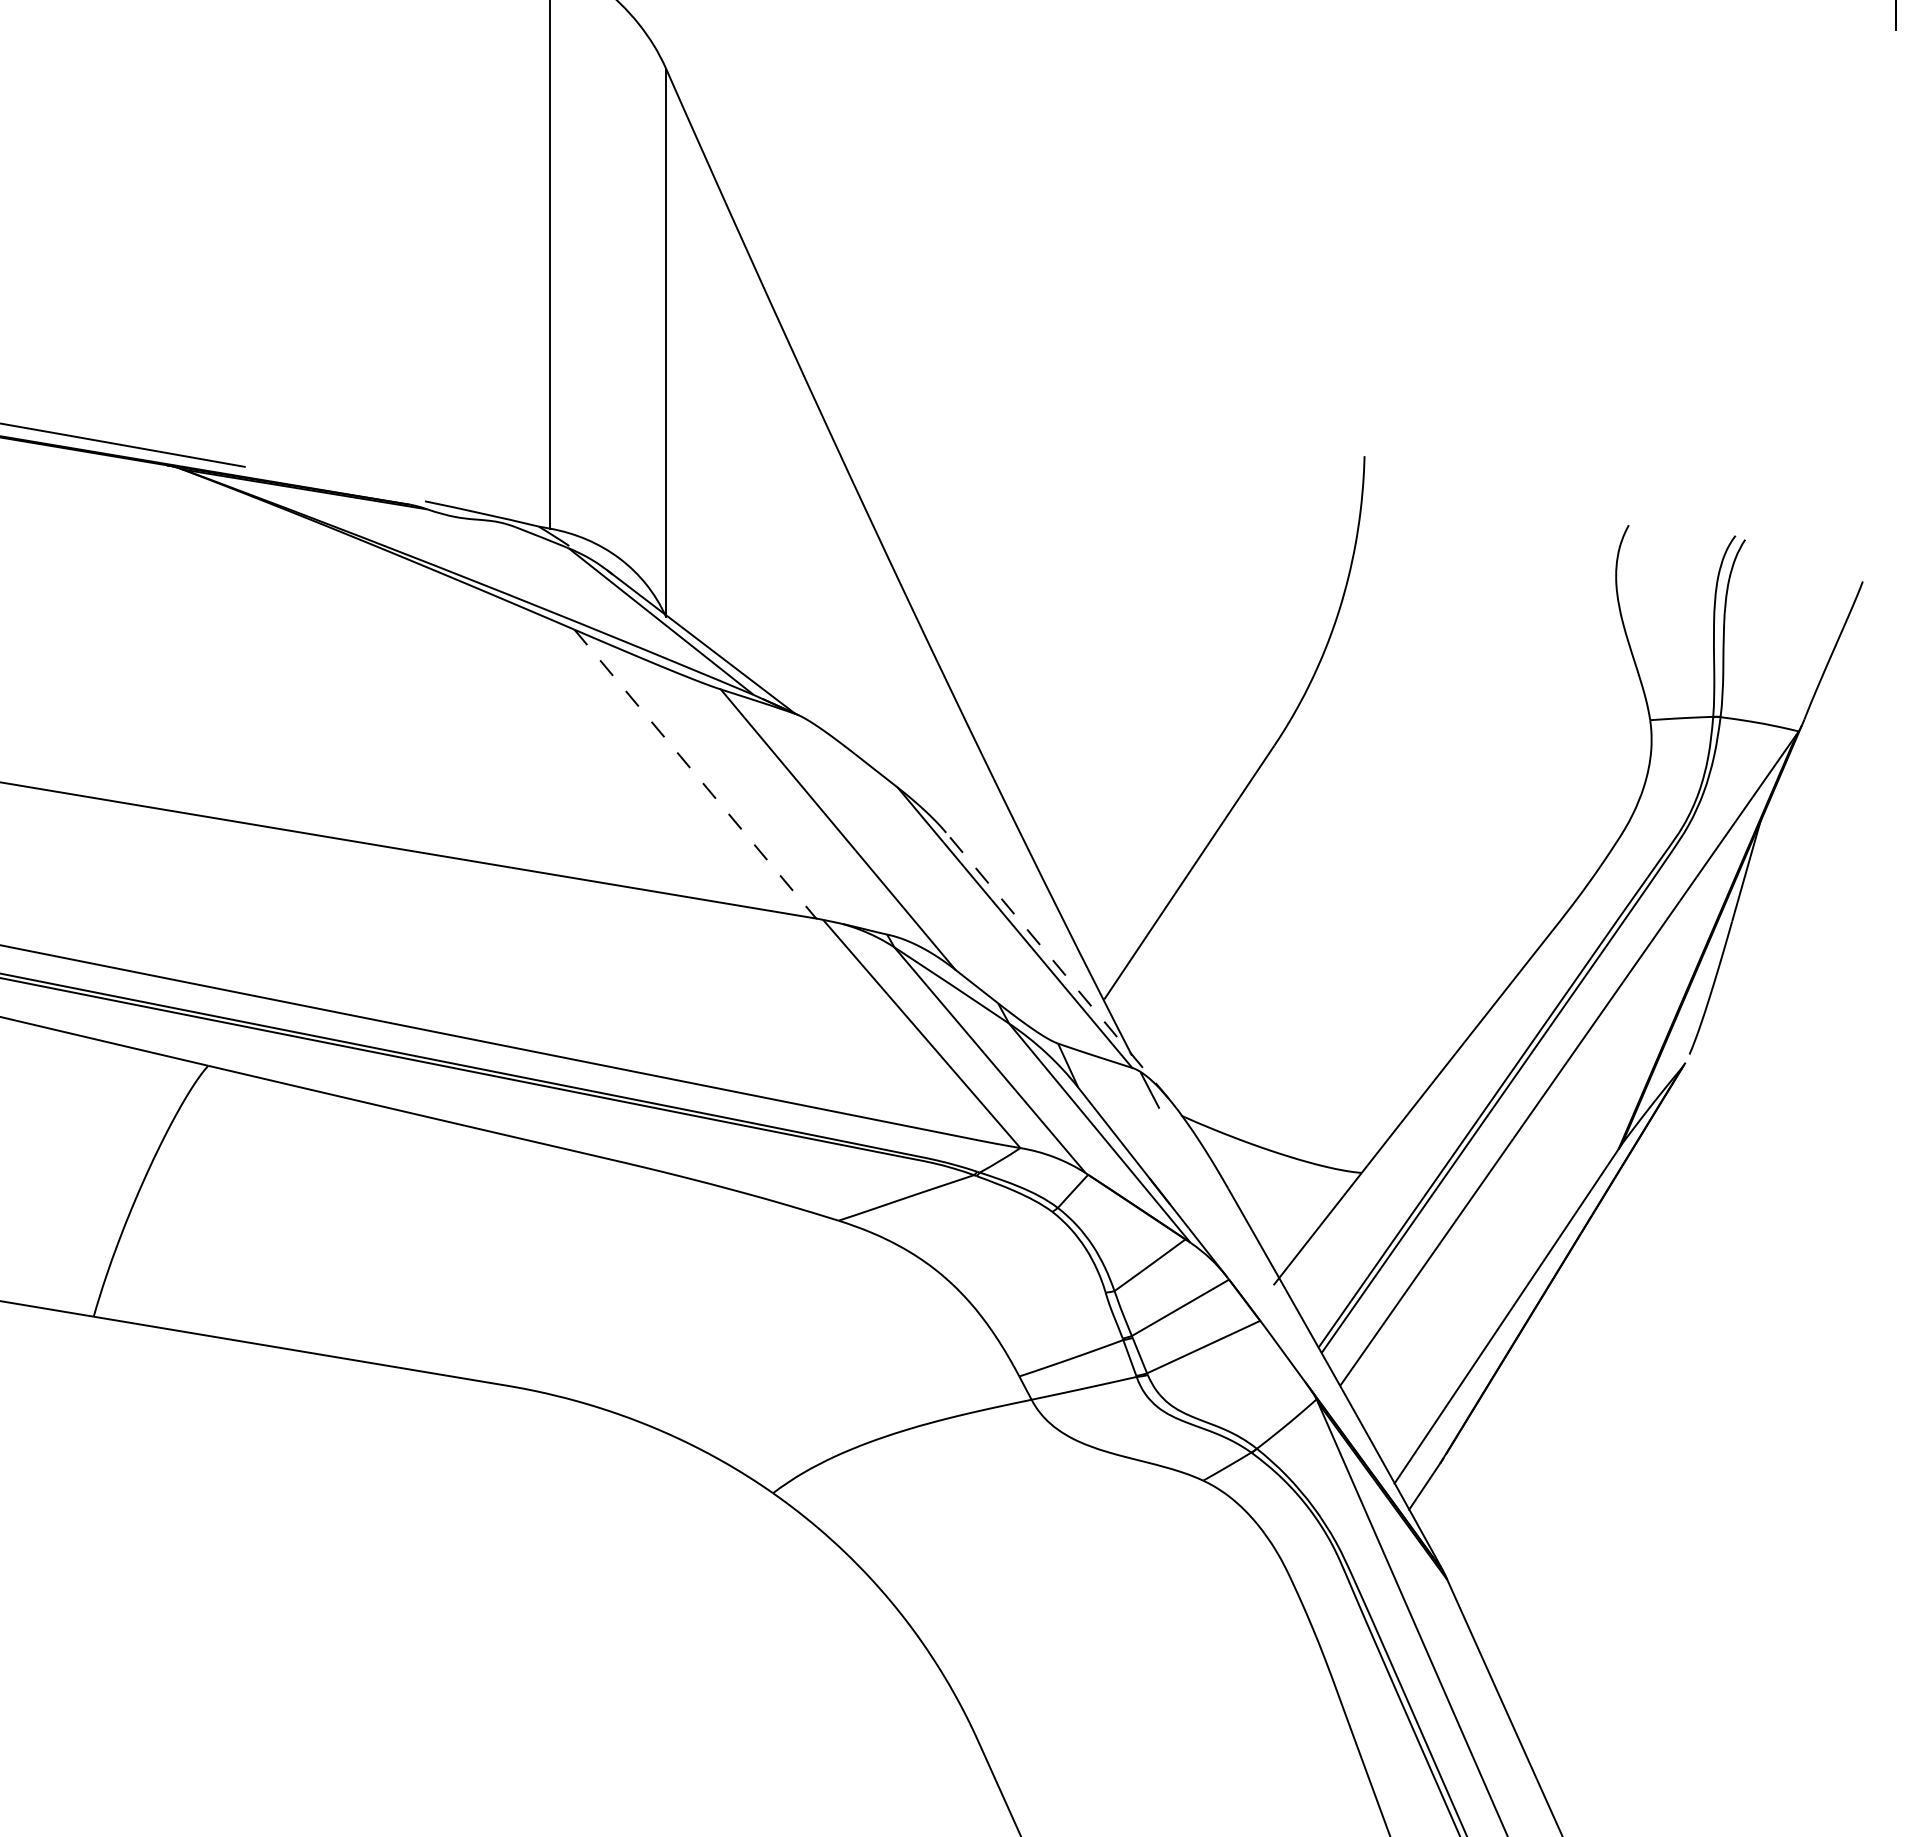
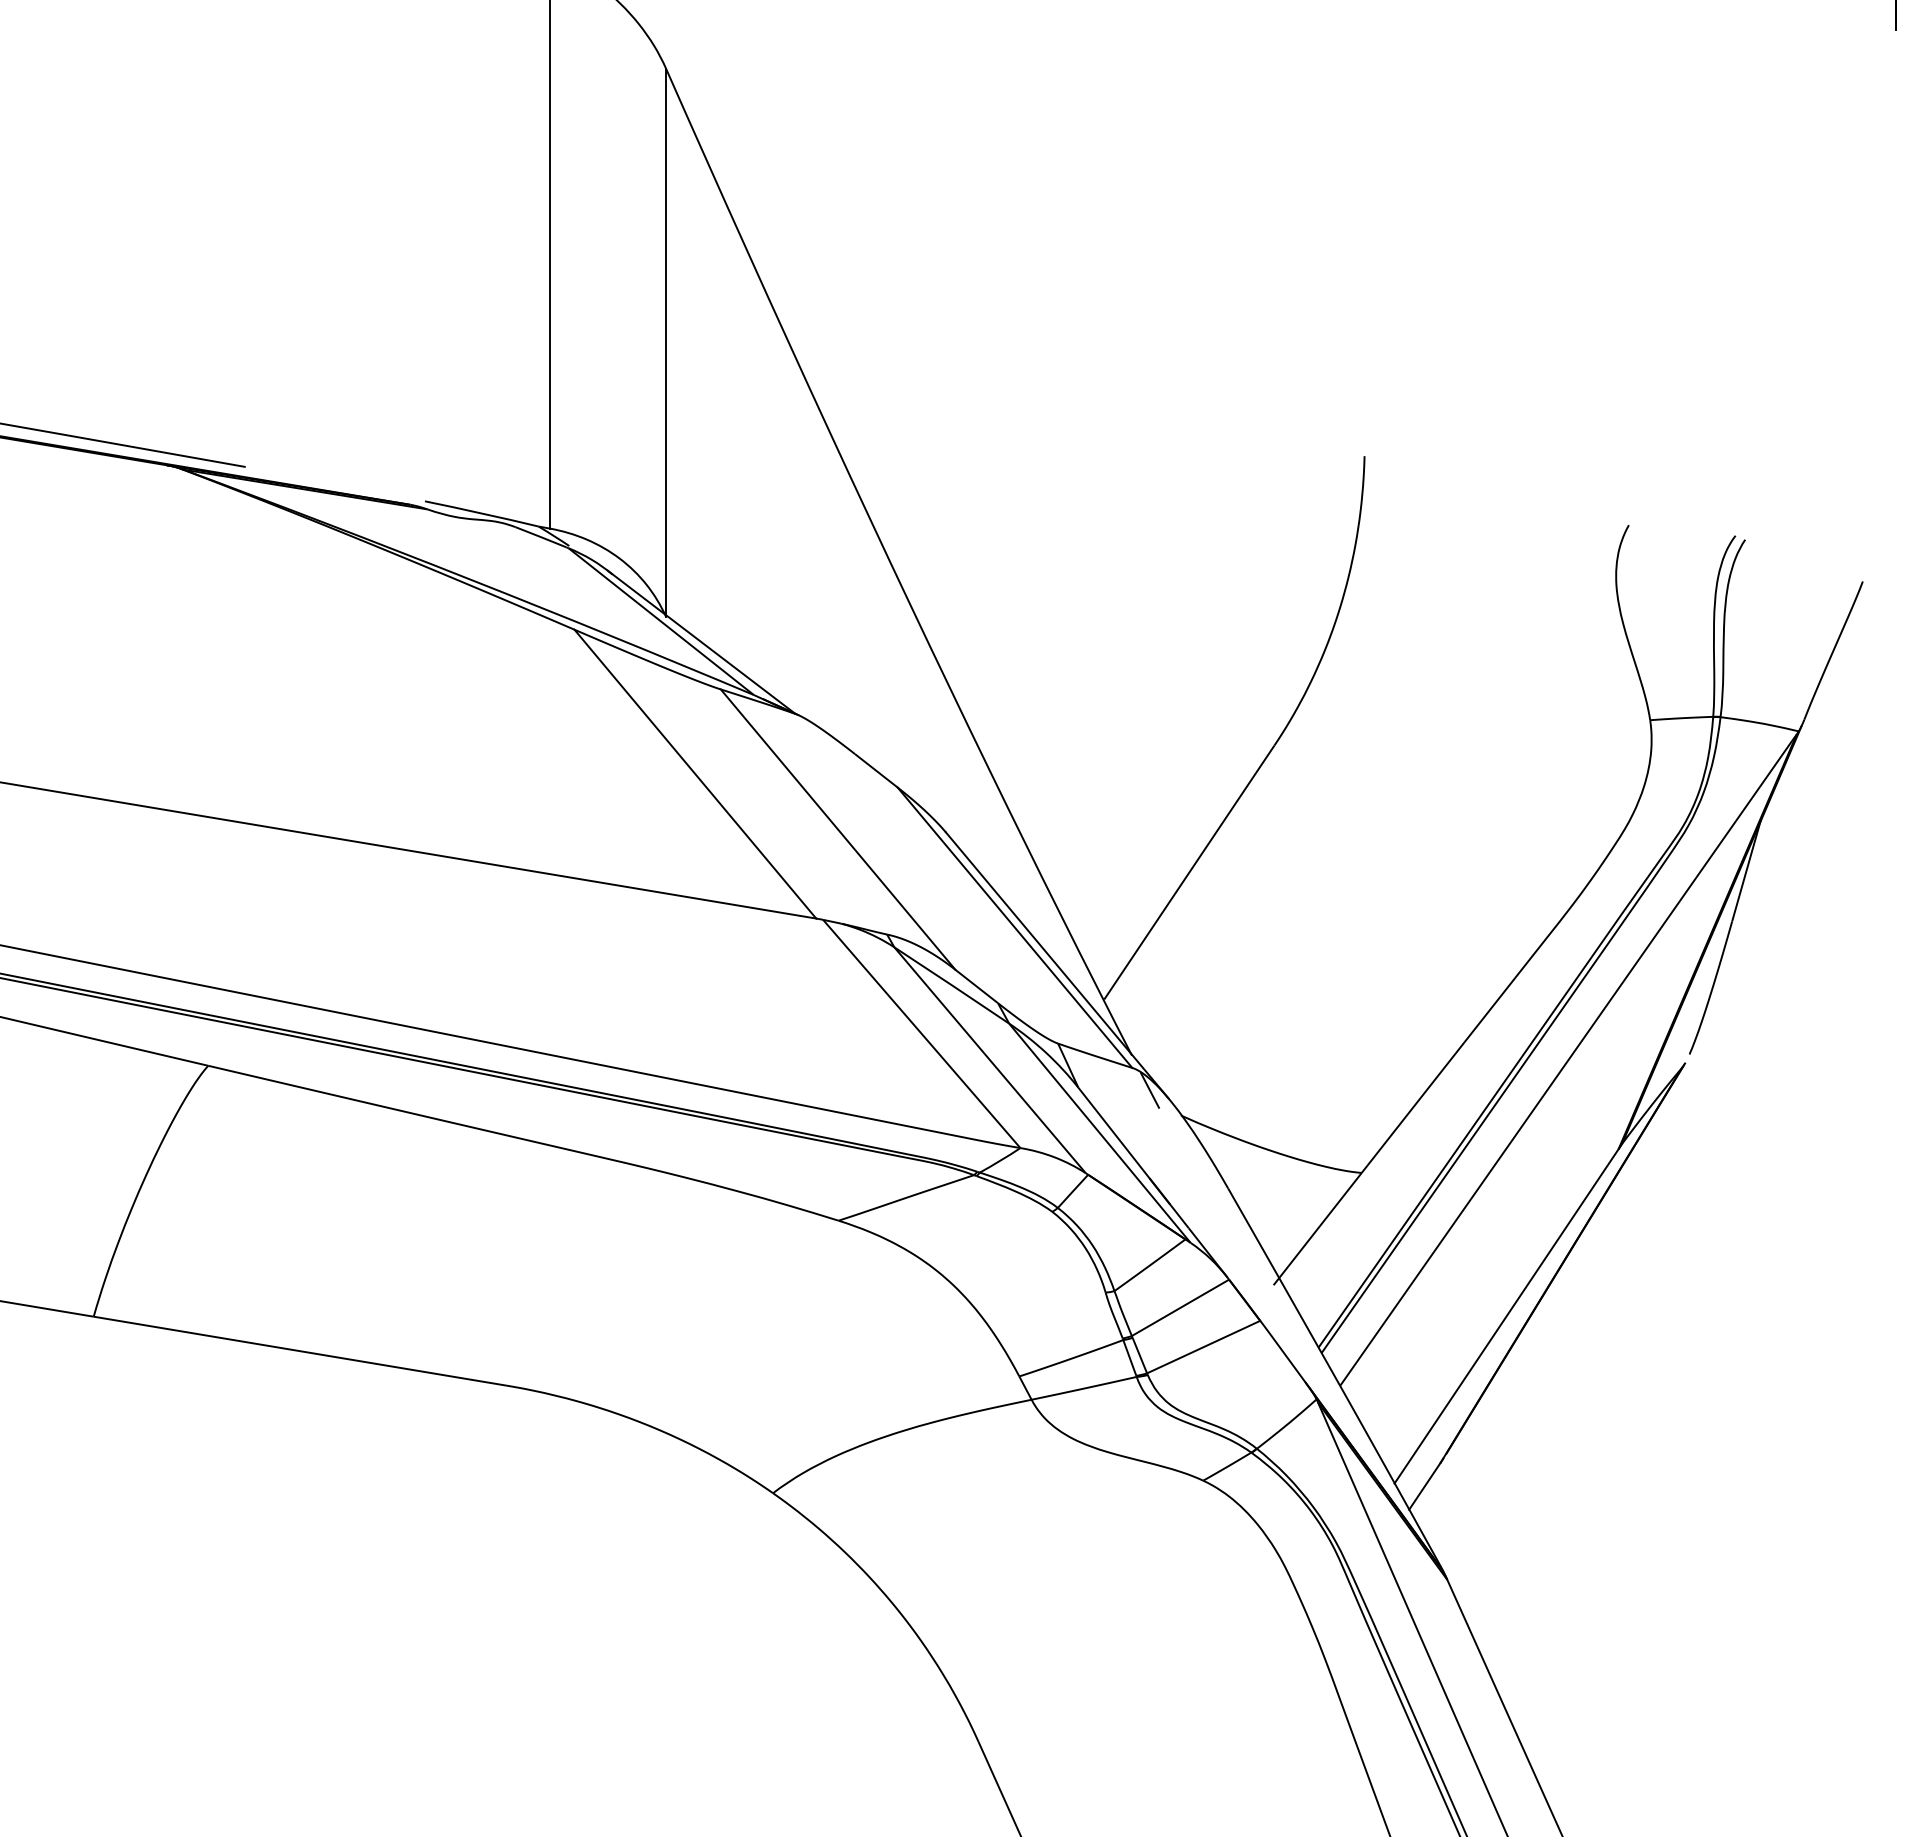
line: dashed -> solid (695, 774)
line: dashed -> solid (1056, 965)
